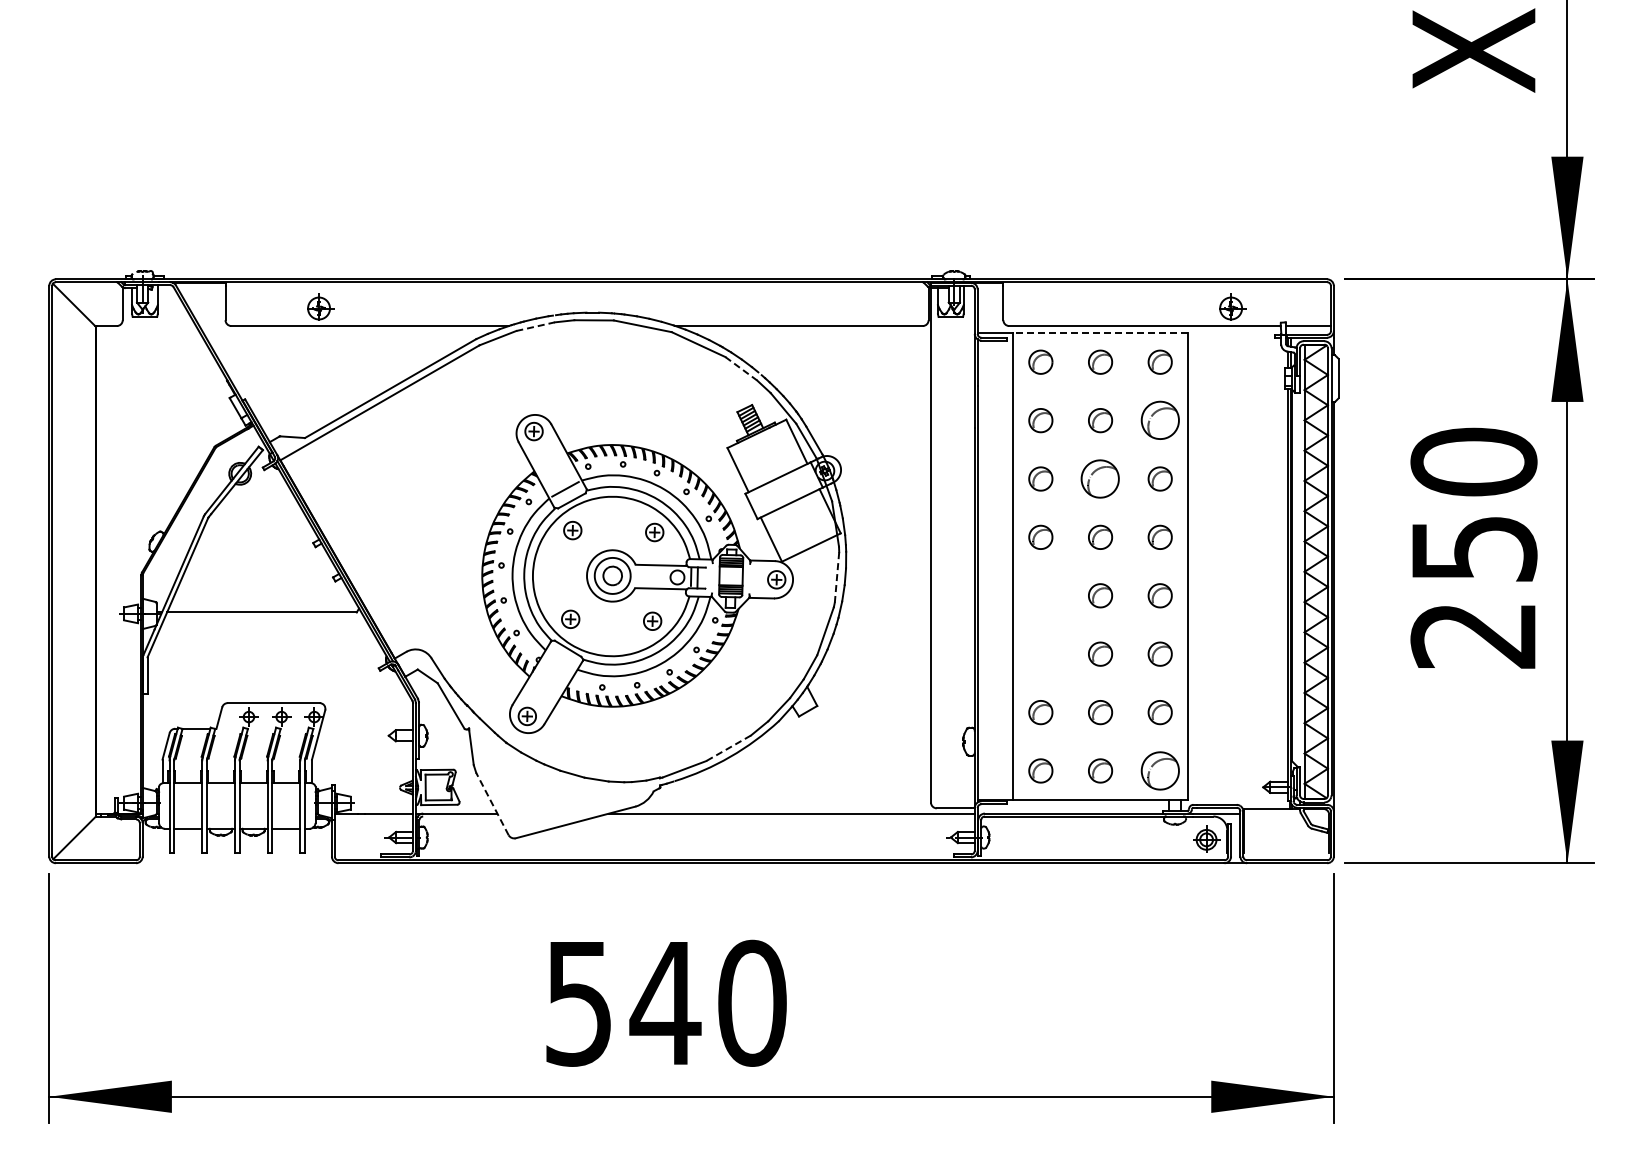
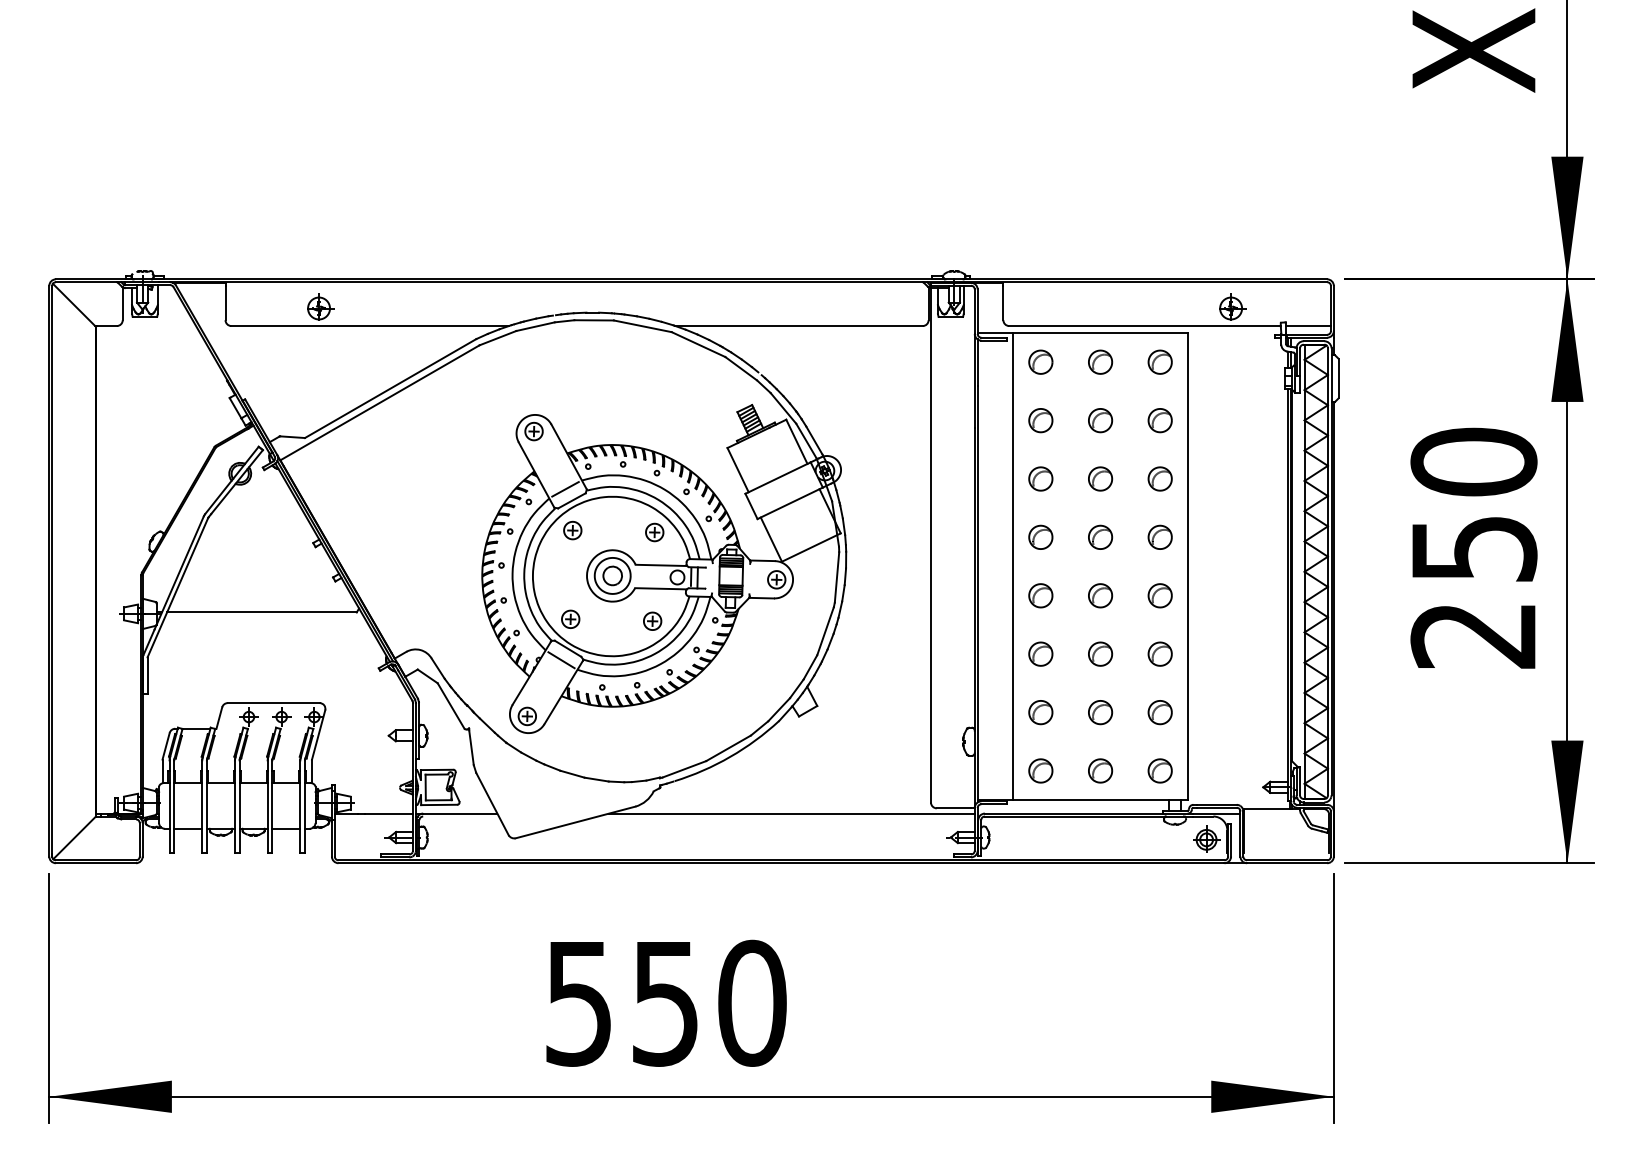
line: dashed -> solid (535, 326)
line: dashed -> solid (1100, 333)
line: dashed -> solid (741, 368)
part size: 40x40 px -> 26x26 px (1159, 420)
part size: 40x40 px -> 26x26 px (1100, 478)
line: dashed -> solid (836, 577)
part: none -> present (1040, 595)
part: none -> present (1040, 653)
line: none -> present (561, 660)
line: dashed -> solid (728, 748)
part size: 40x40 px -> 26x26 px (1159, 770)
line: dashed -> solid (492, 803)
text: 540 -> 550 (665, 1004)
